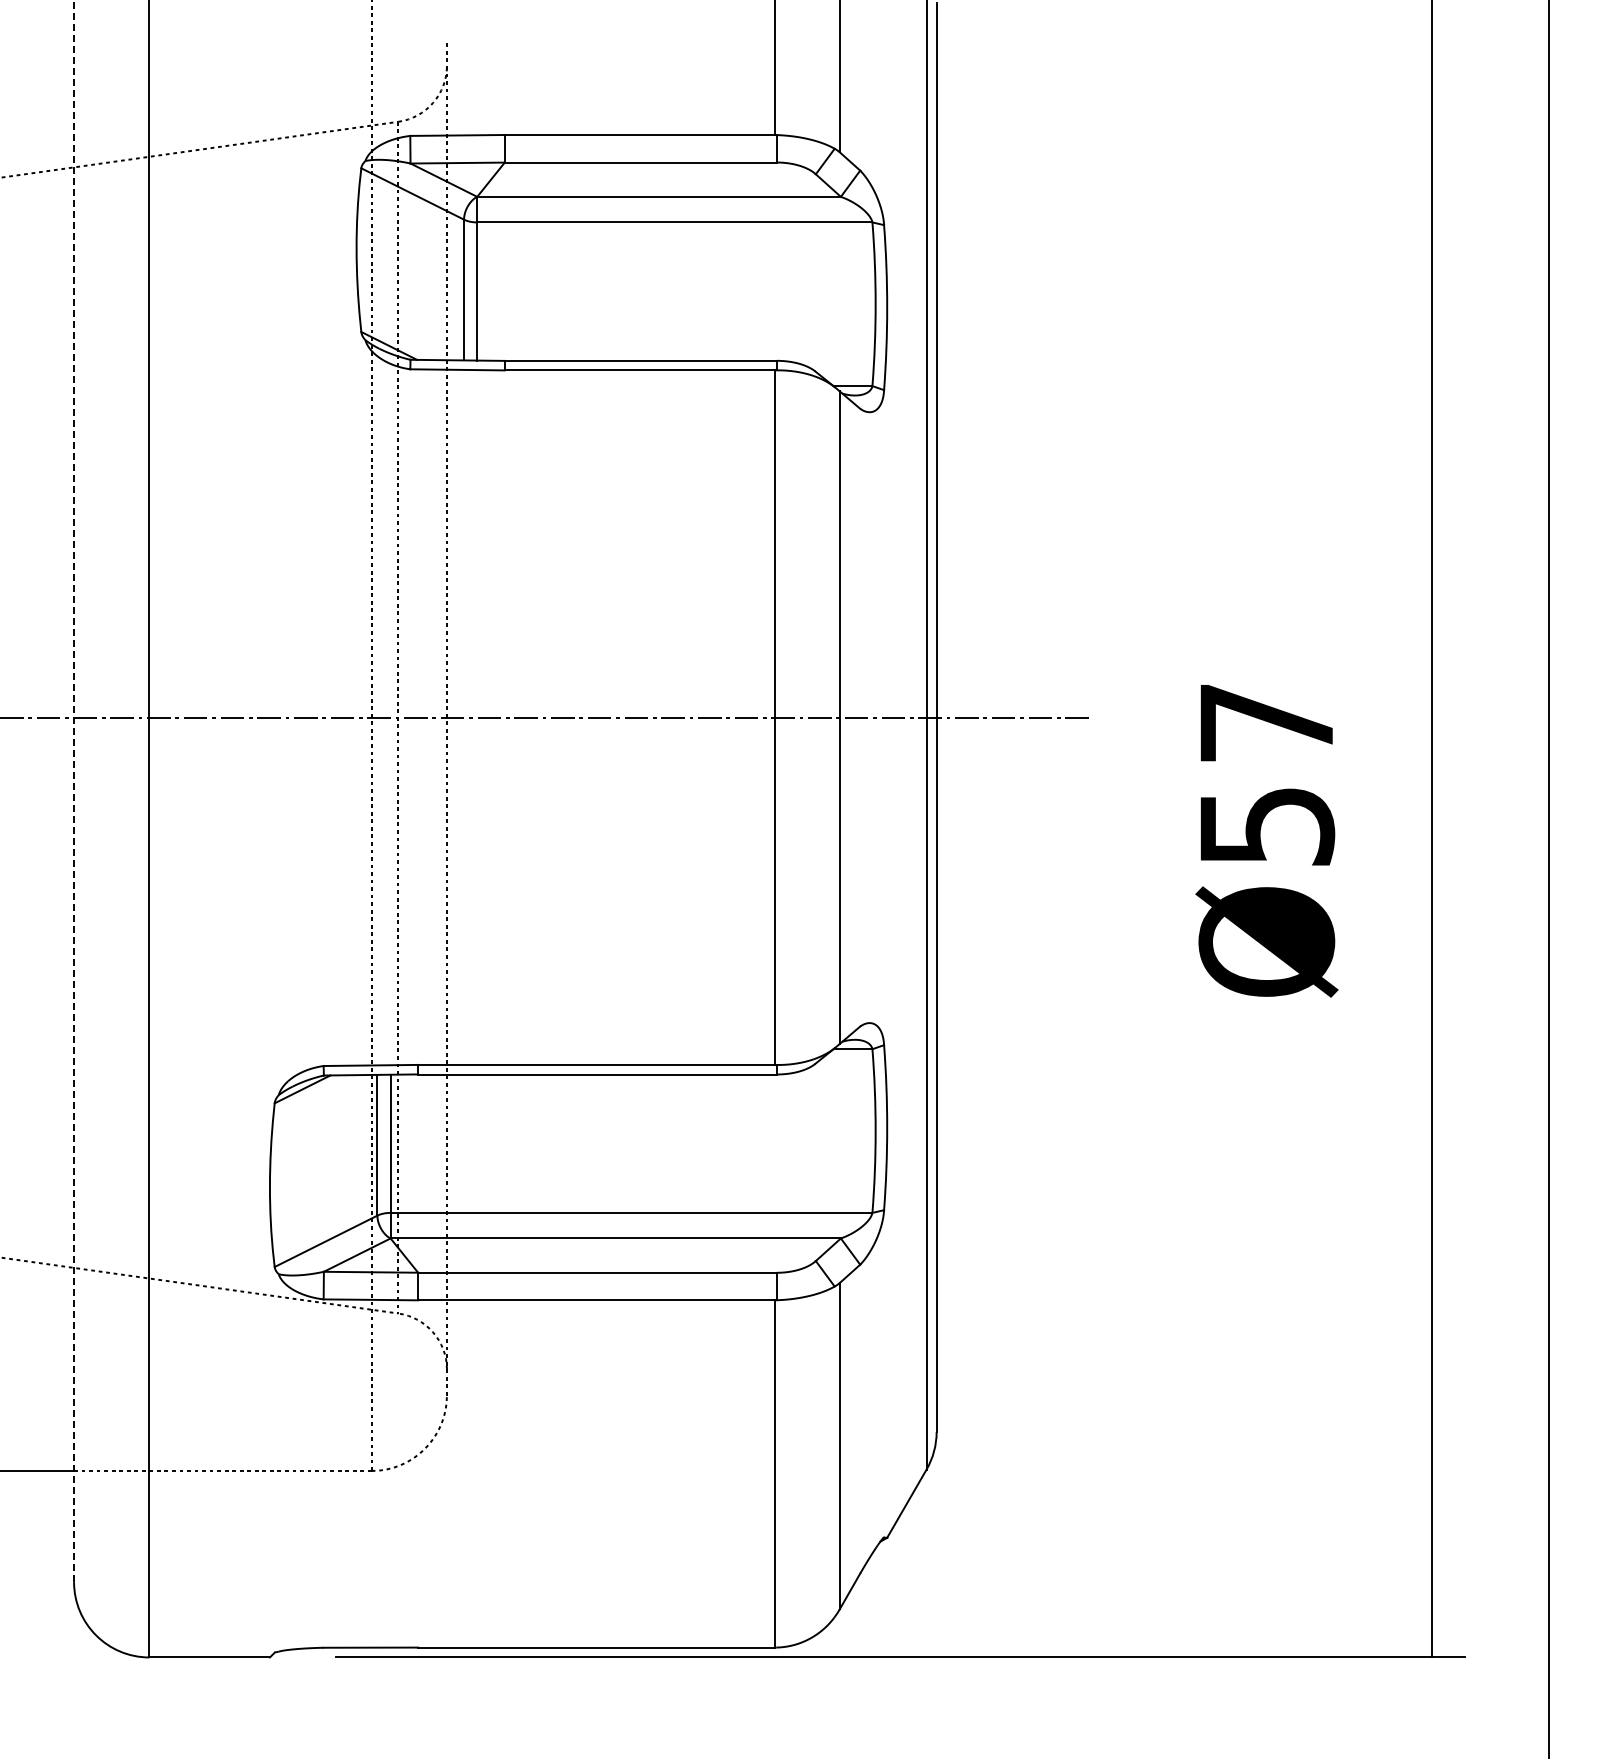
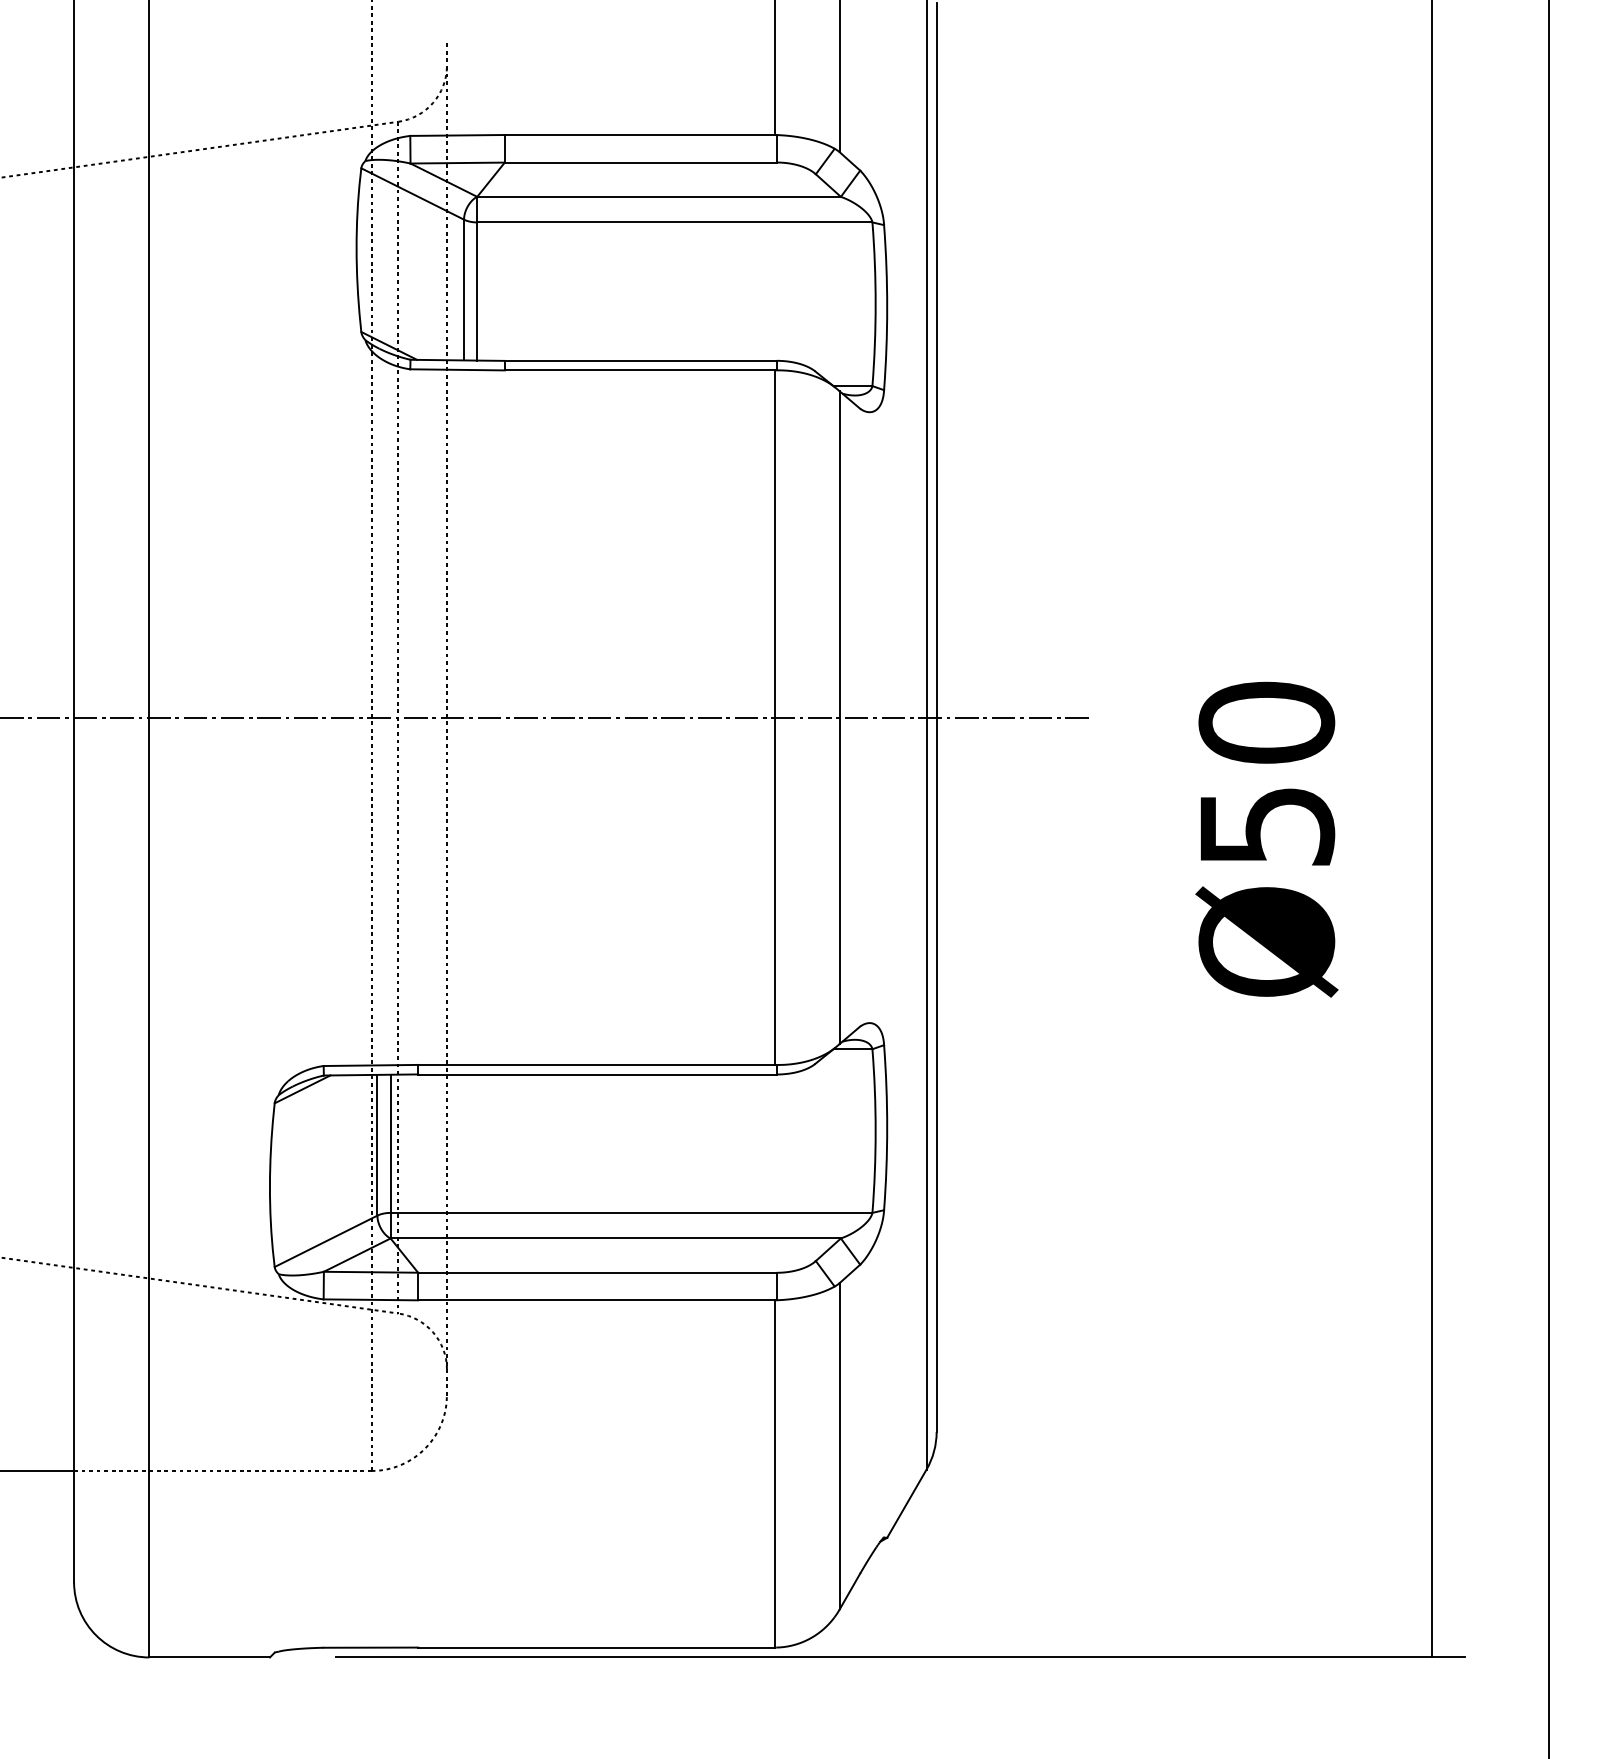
text: Ø57 -> Ø50 (1266, 722)
line: dashed -> solid (74, 791)
